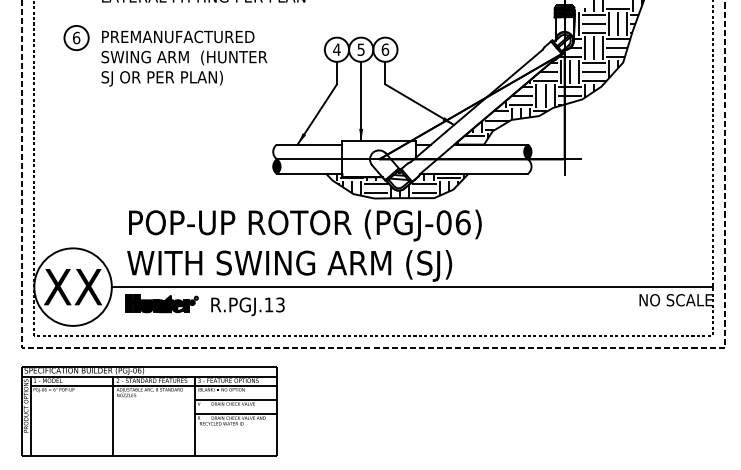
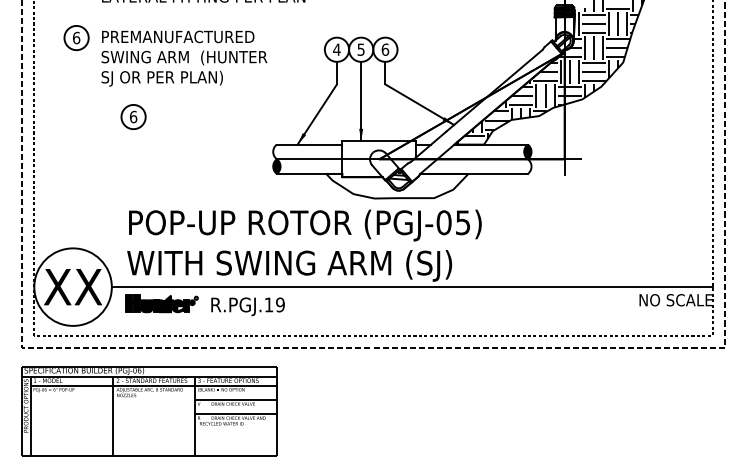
part: none -> present (133, 117)
hatch: present -> none (395, 185)
text: (PGJ-06) -> (PGJ-05) (462, 222)
text: R.PGJ.13 -> R.PGJ.19 (280, 304)
